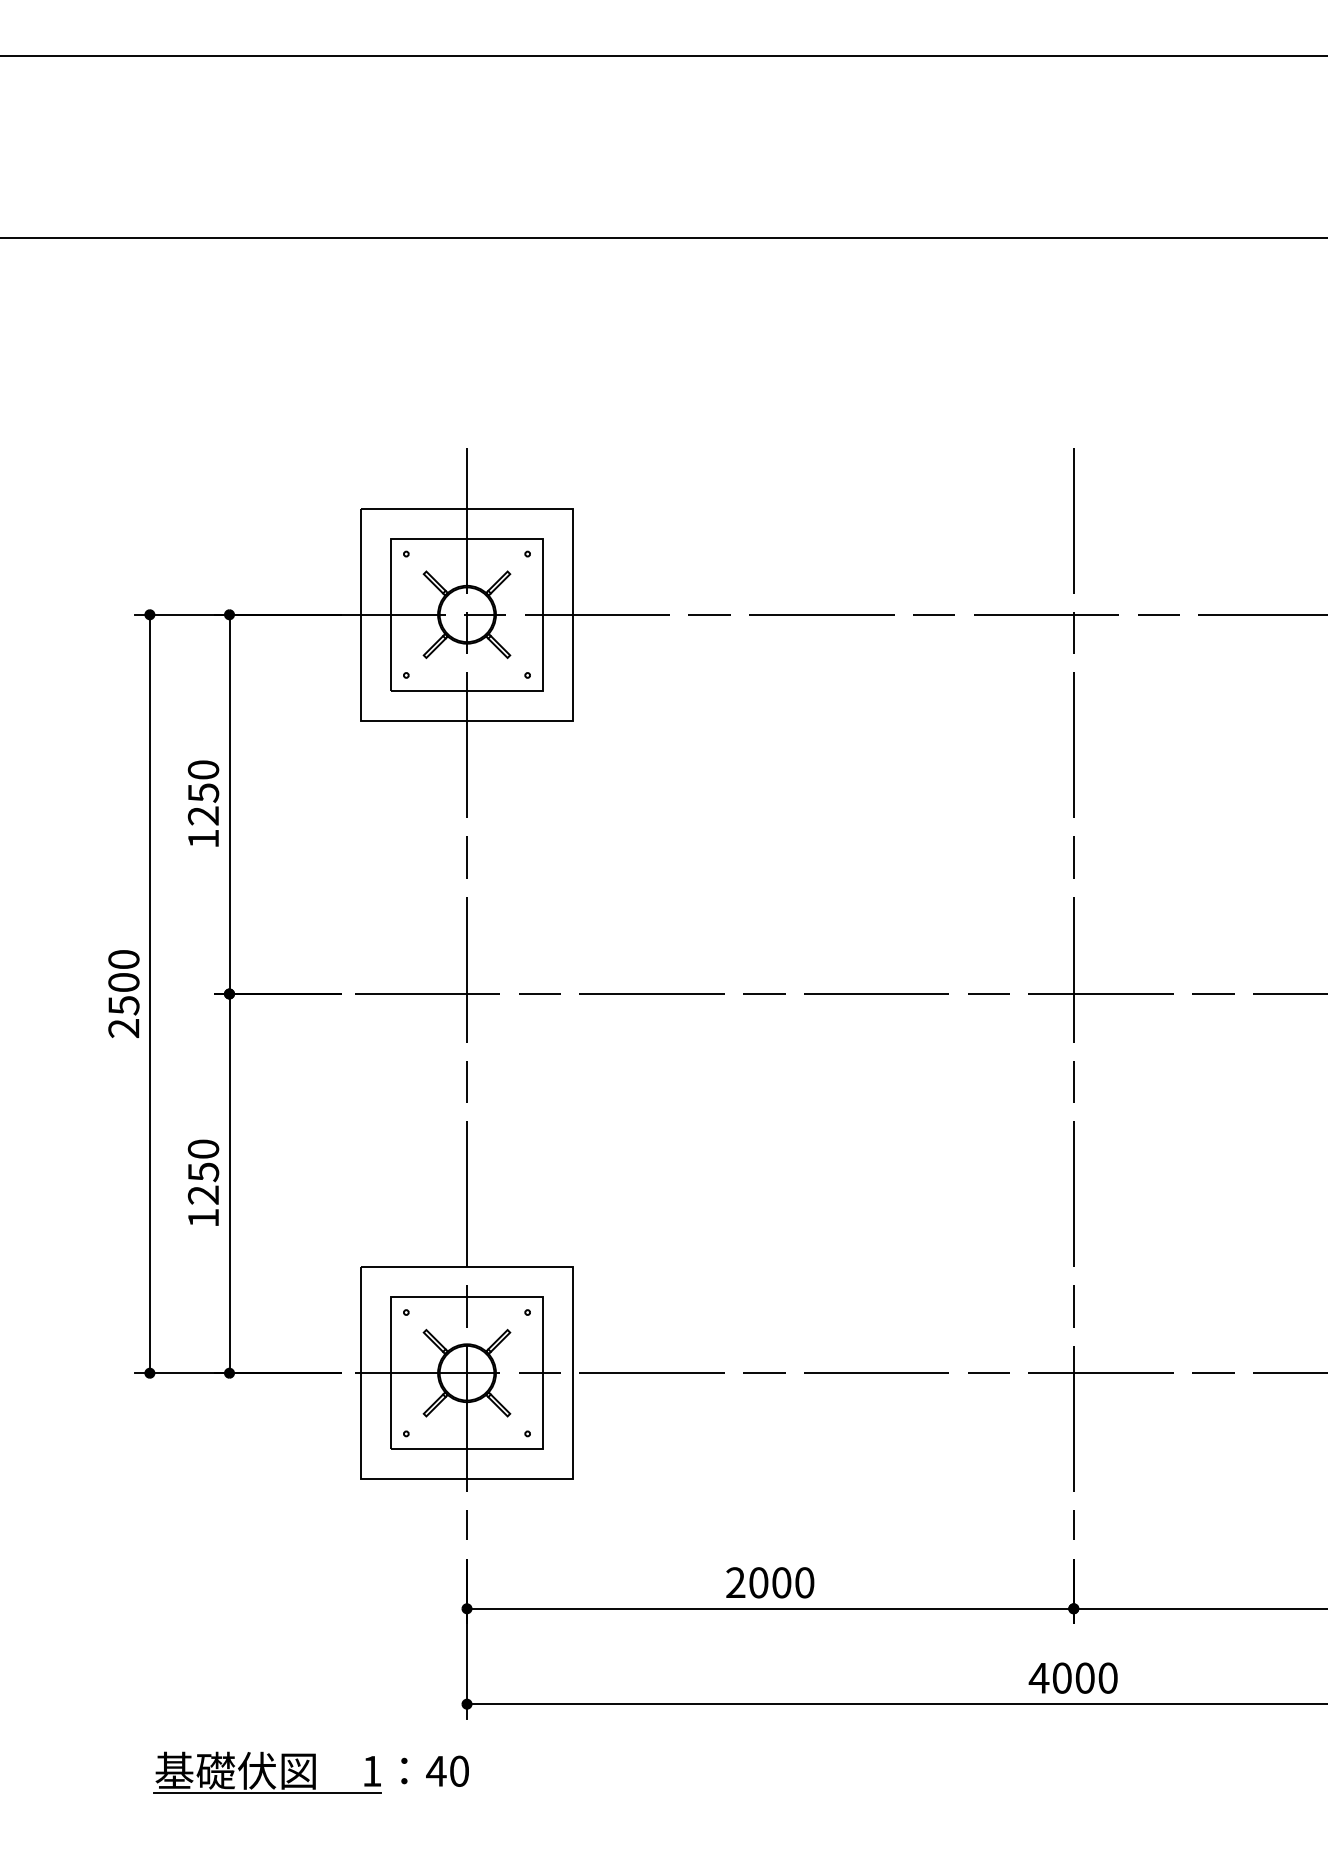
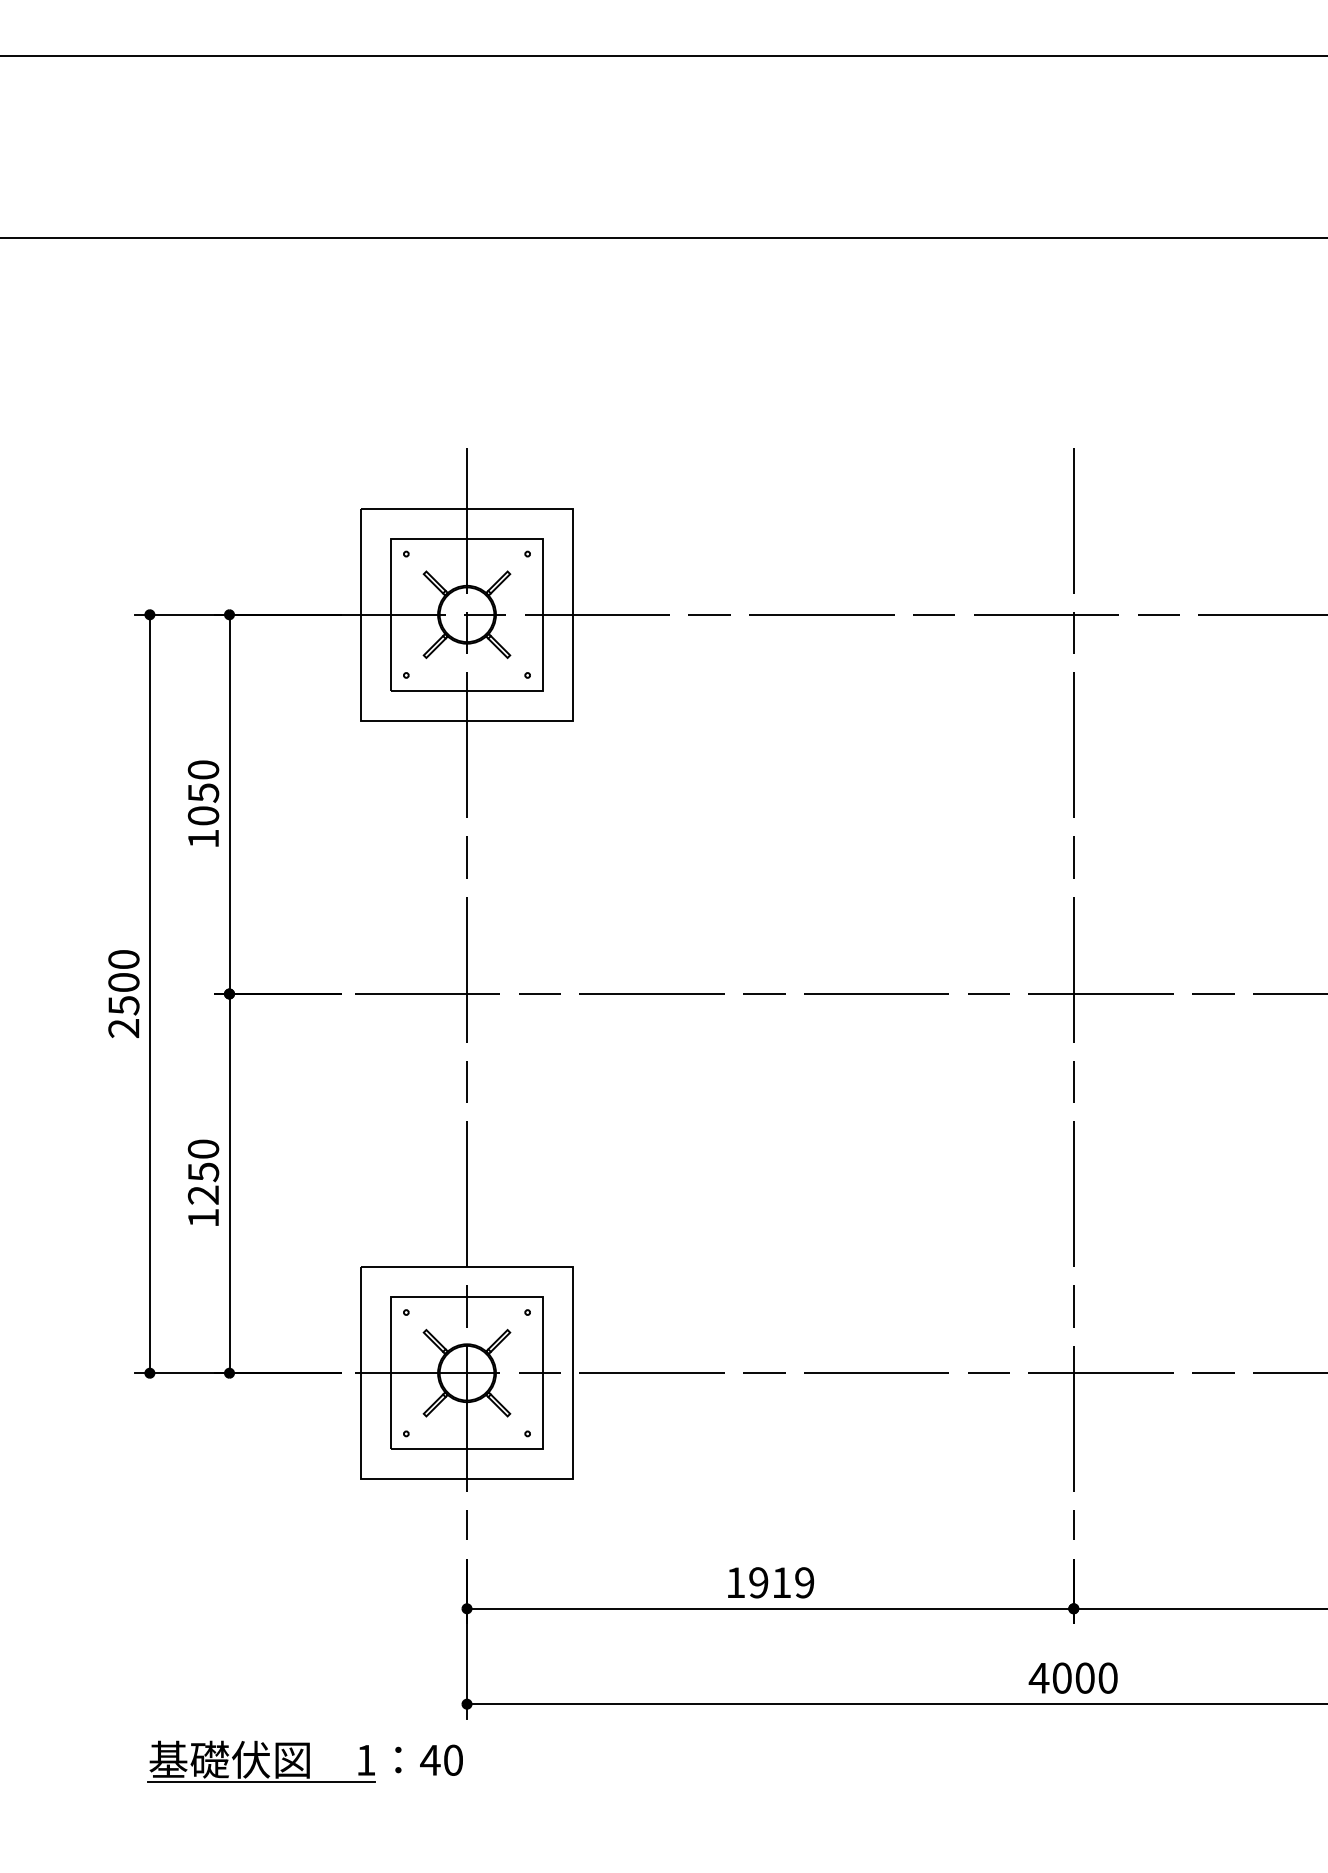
text: 1250 -> 1050 (203, 815)
text: 2000 -> 1919 (770, 1582)
part position: (310, 1772) -> (304, 1761) (304, 1761)
